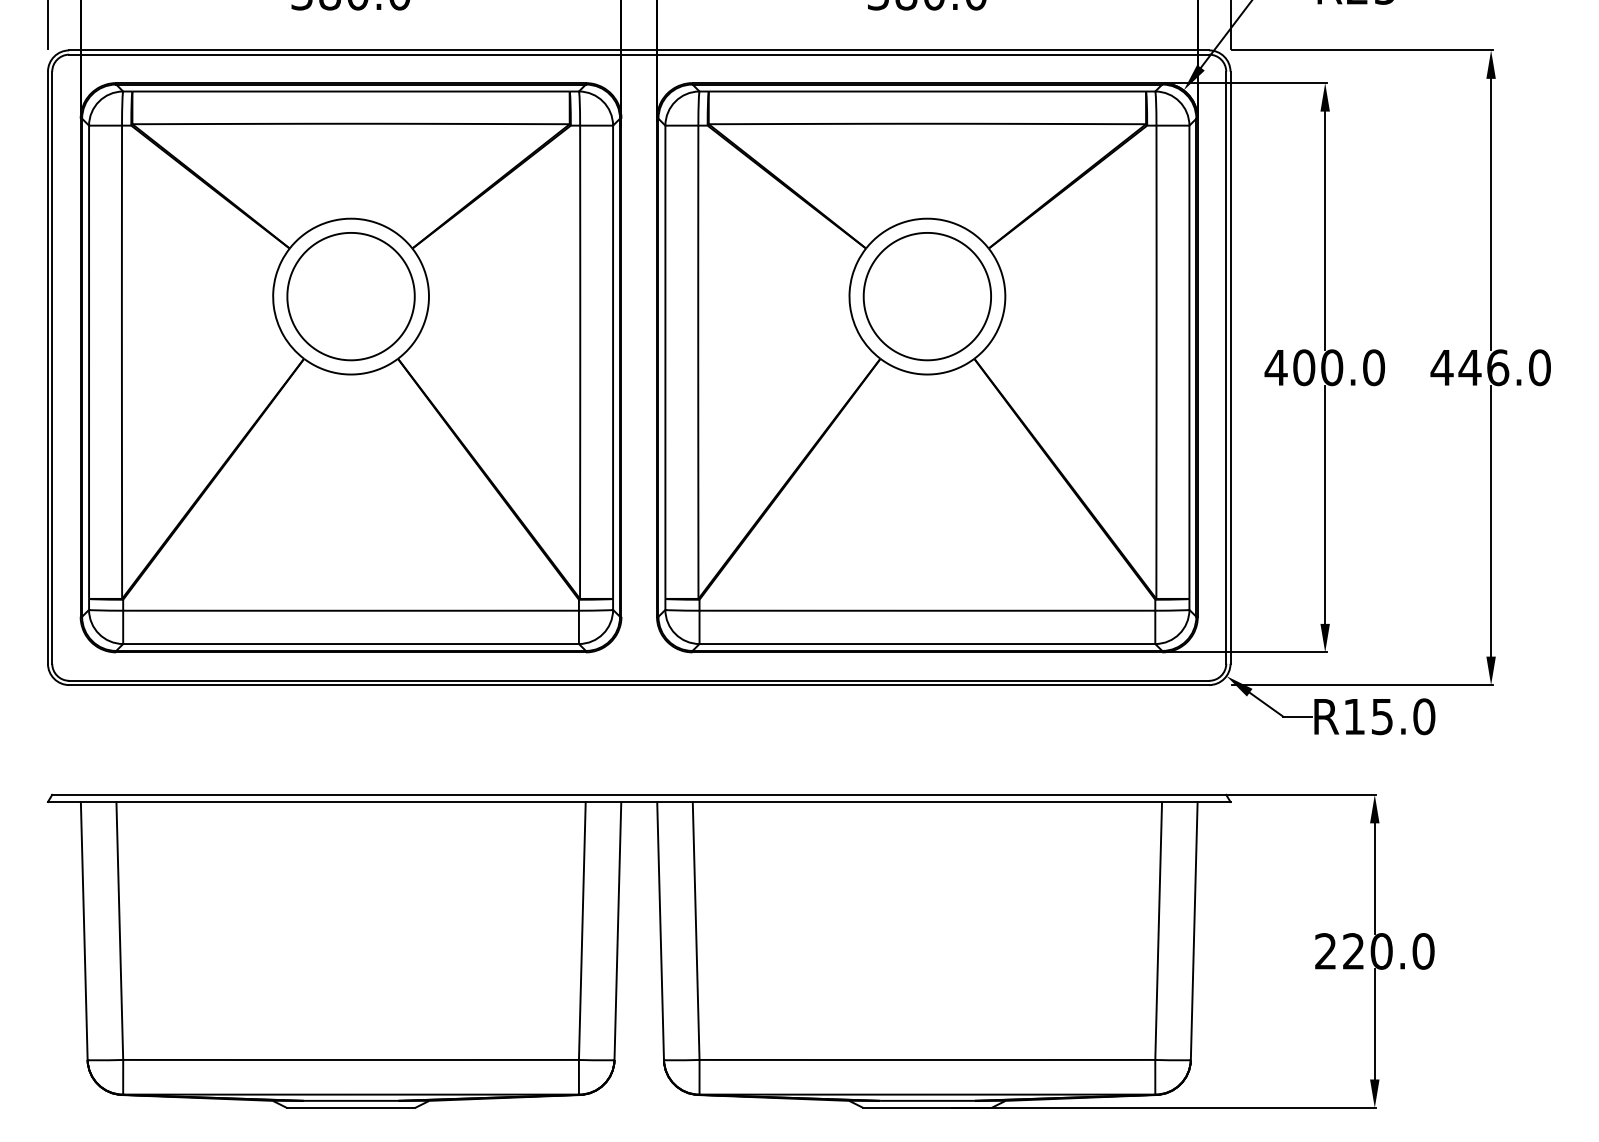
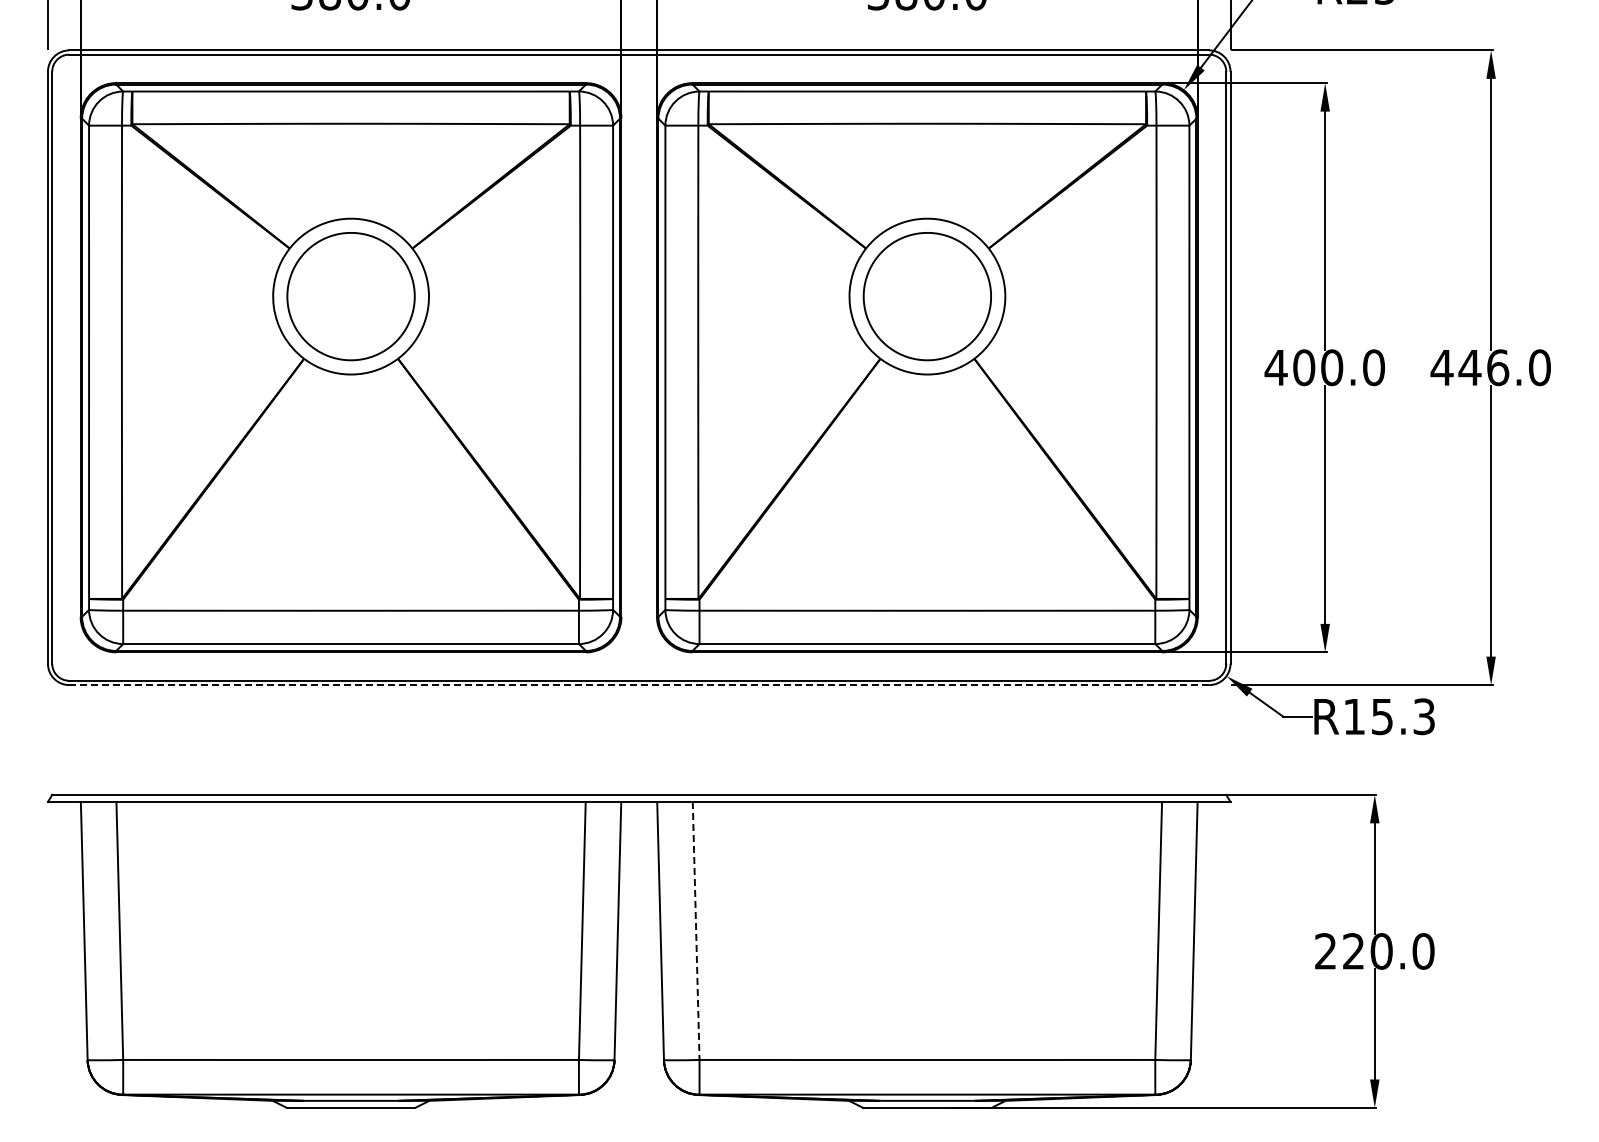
line: solid -> dashed (639, 685)
text: R15.0 -> R15.3 (1424, 716)
line: solid -> dashed (696, 931)
